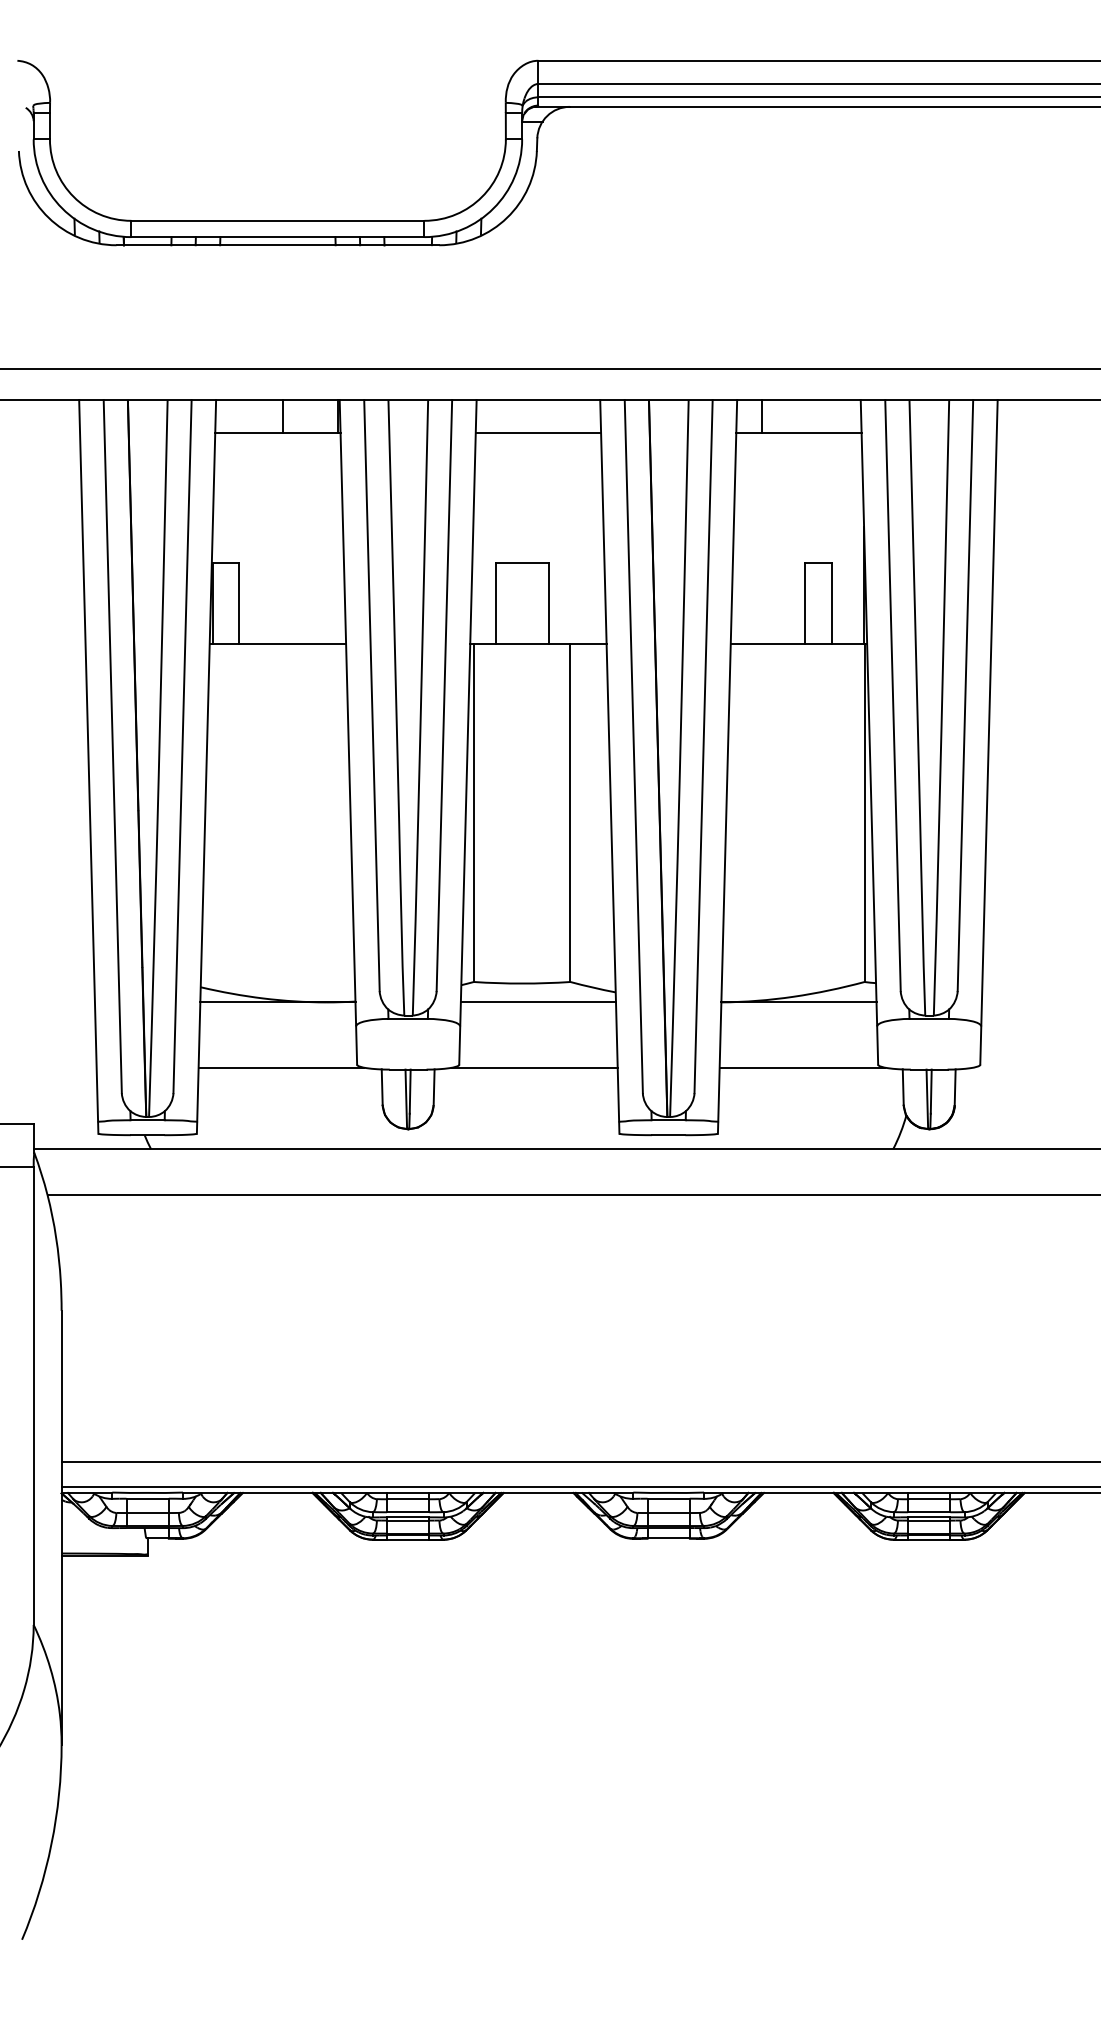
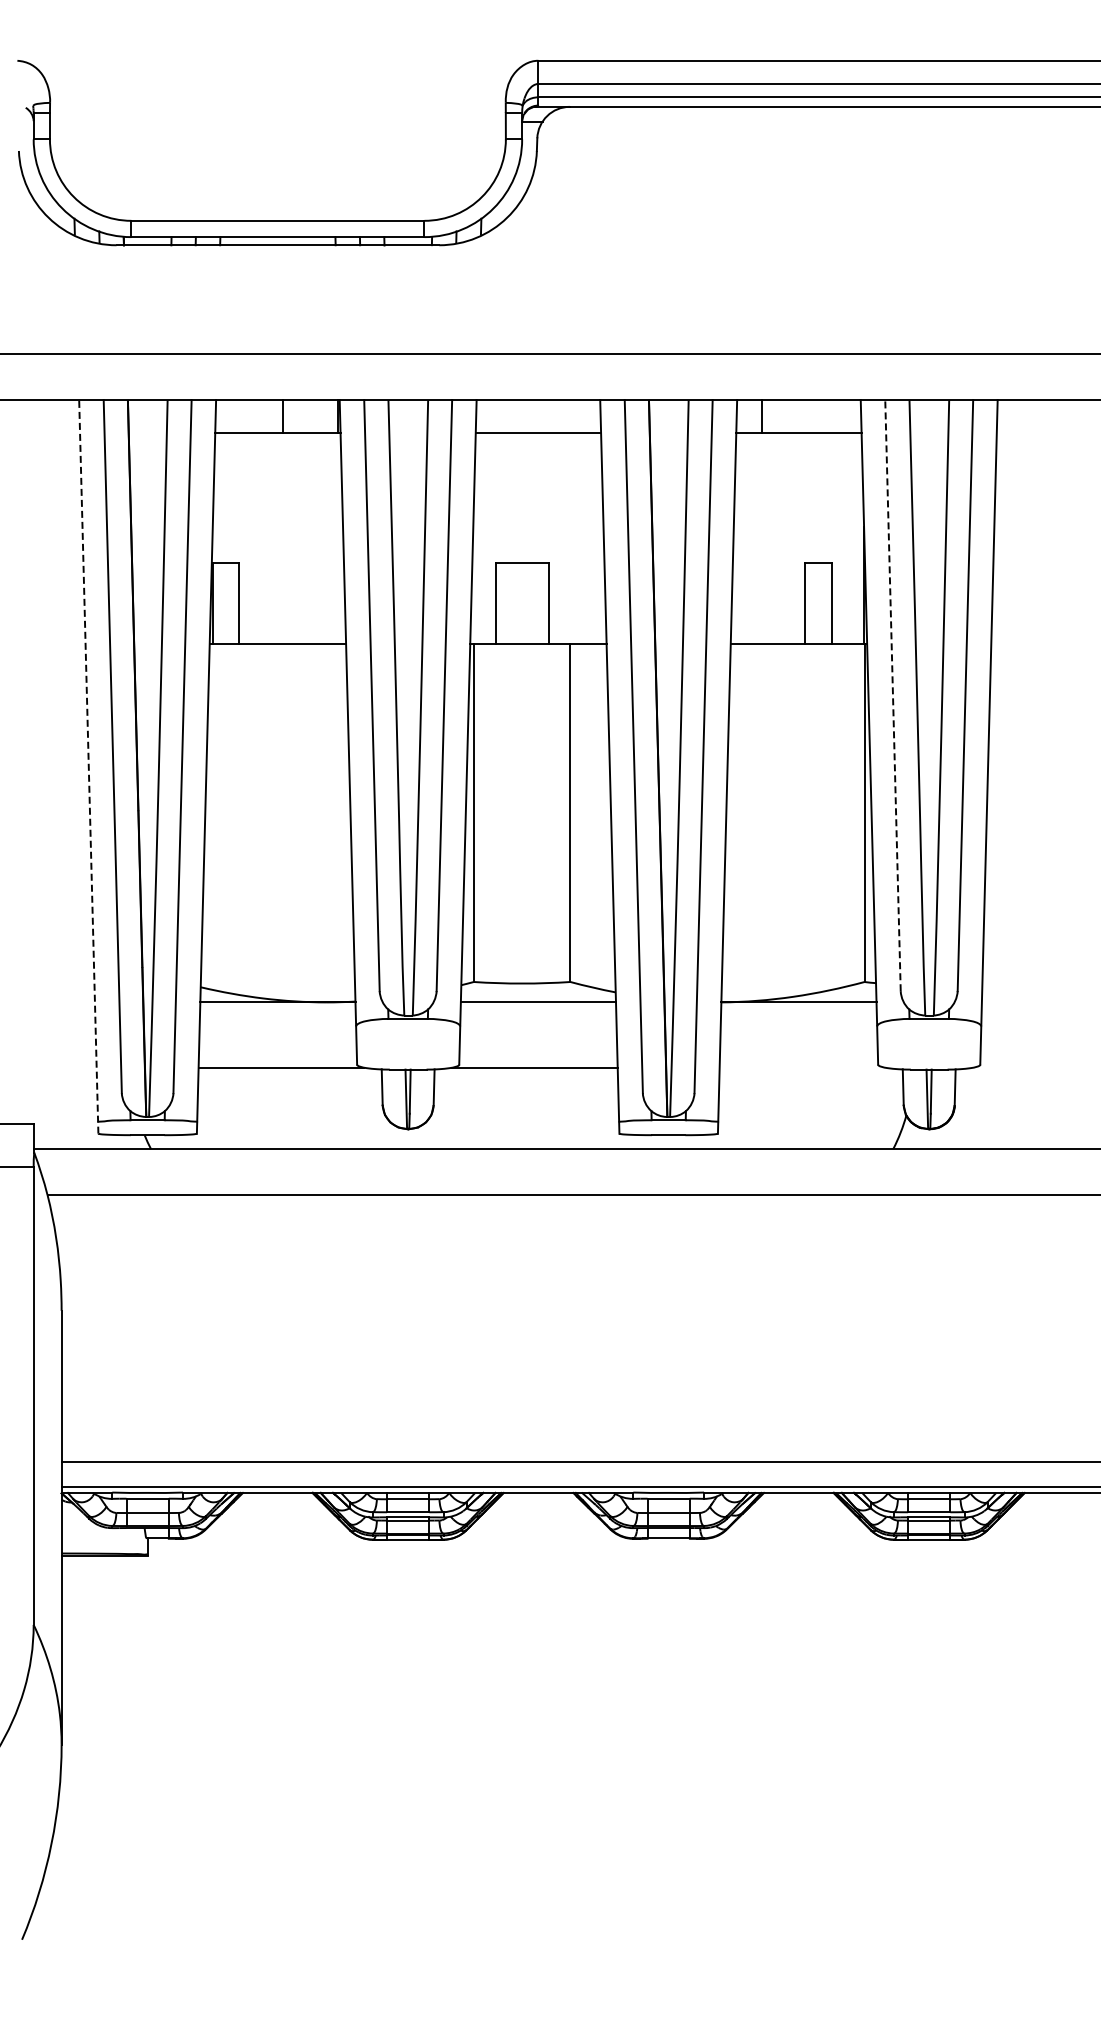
line position: (549, 369) -> (549, 354) (549, 354)
line: solid -> dashed (892, 695)
line: solid -> dashed (88, 766)
line: present -> none (802, 1067)
